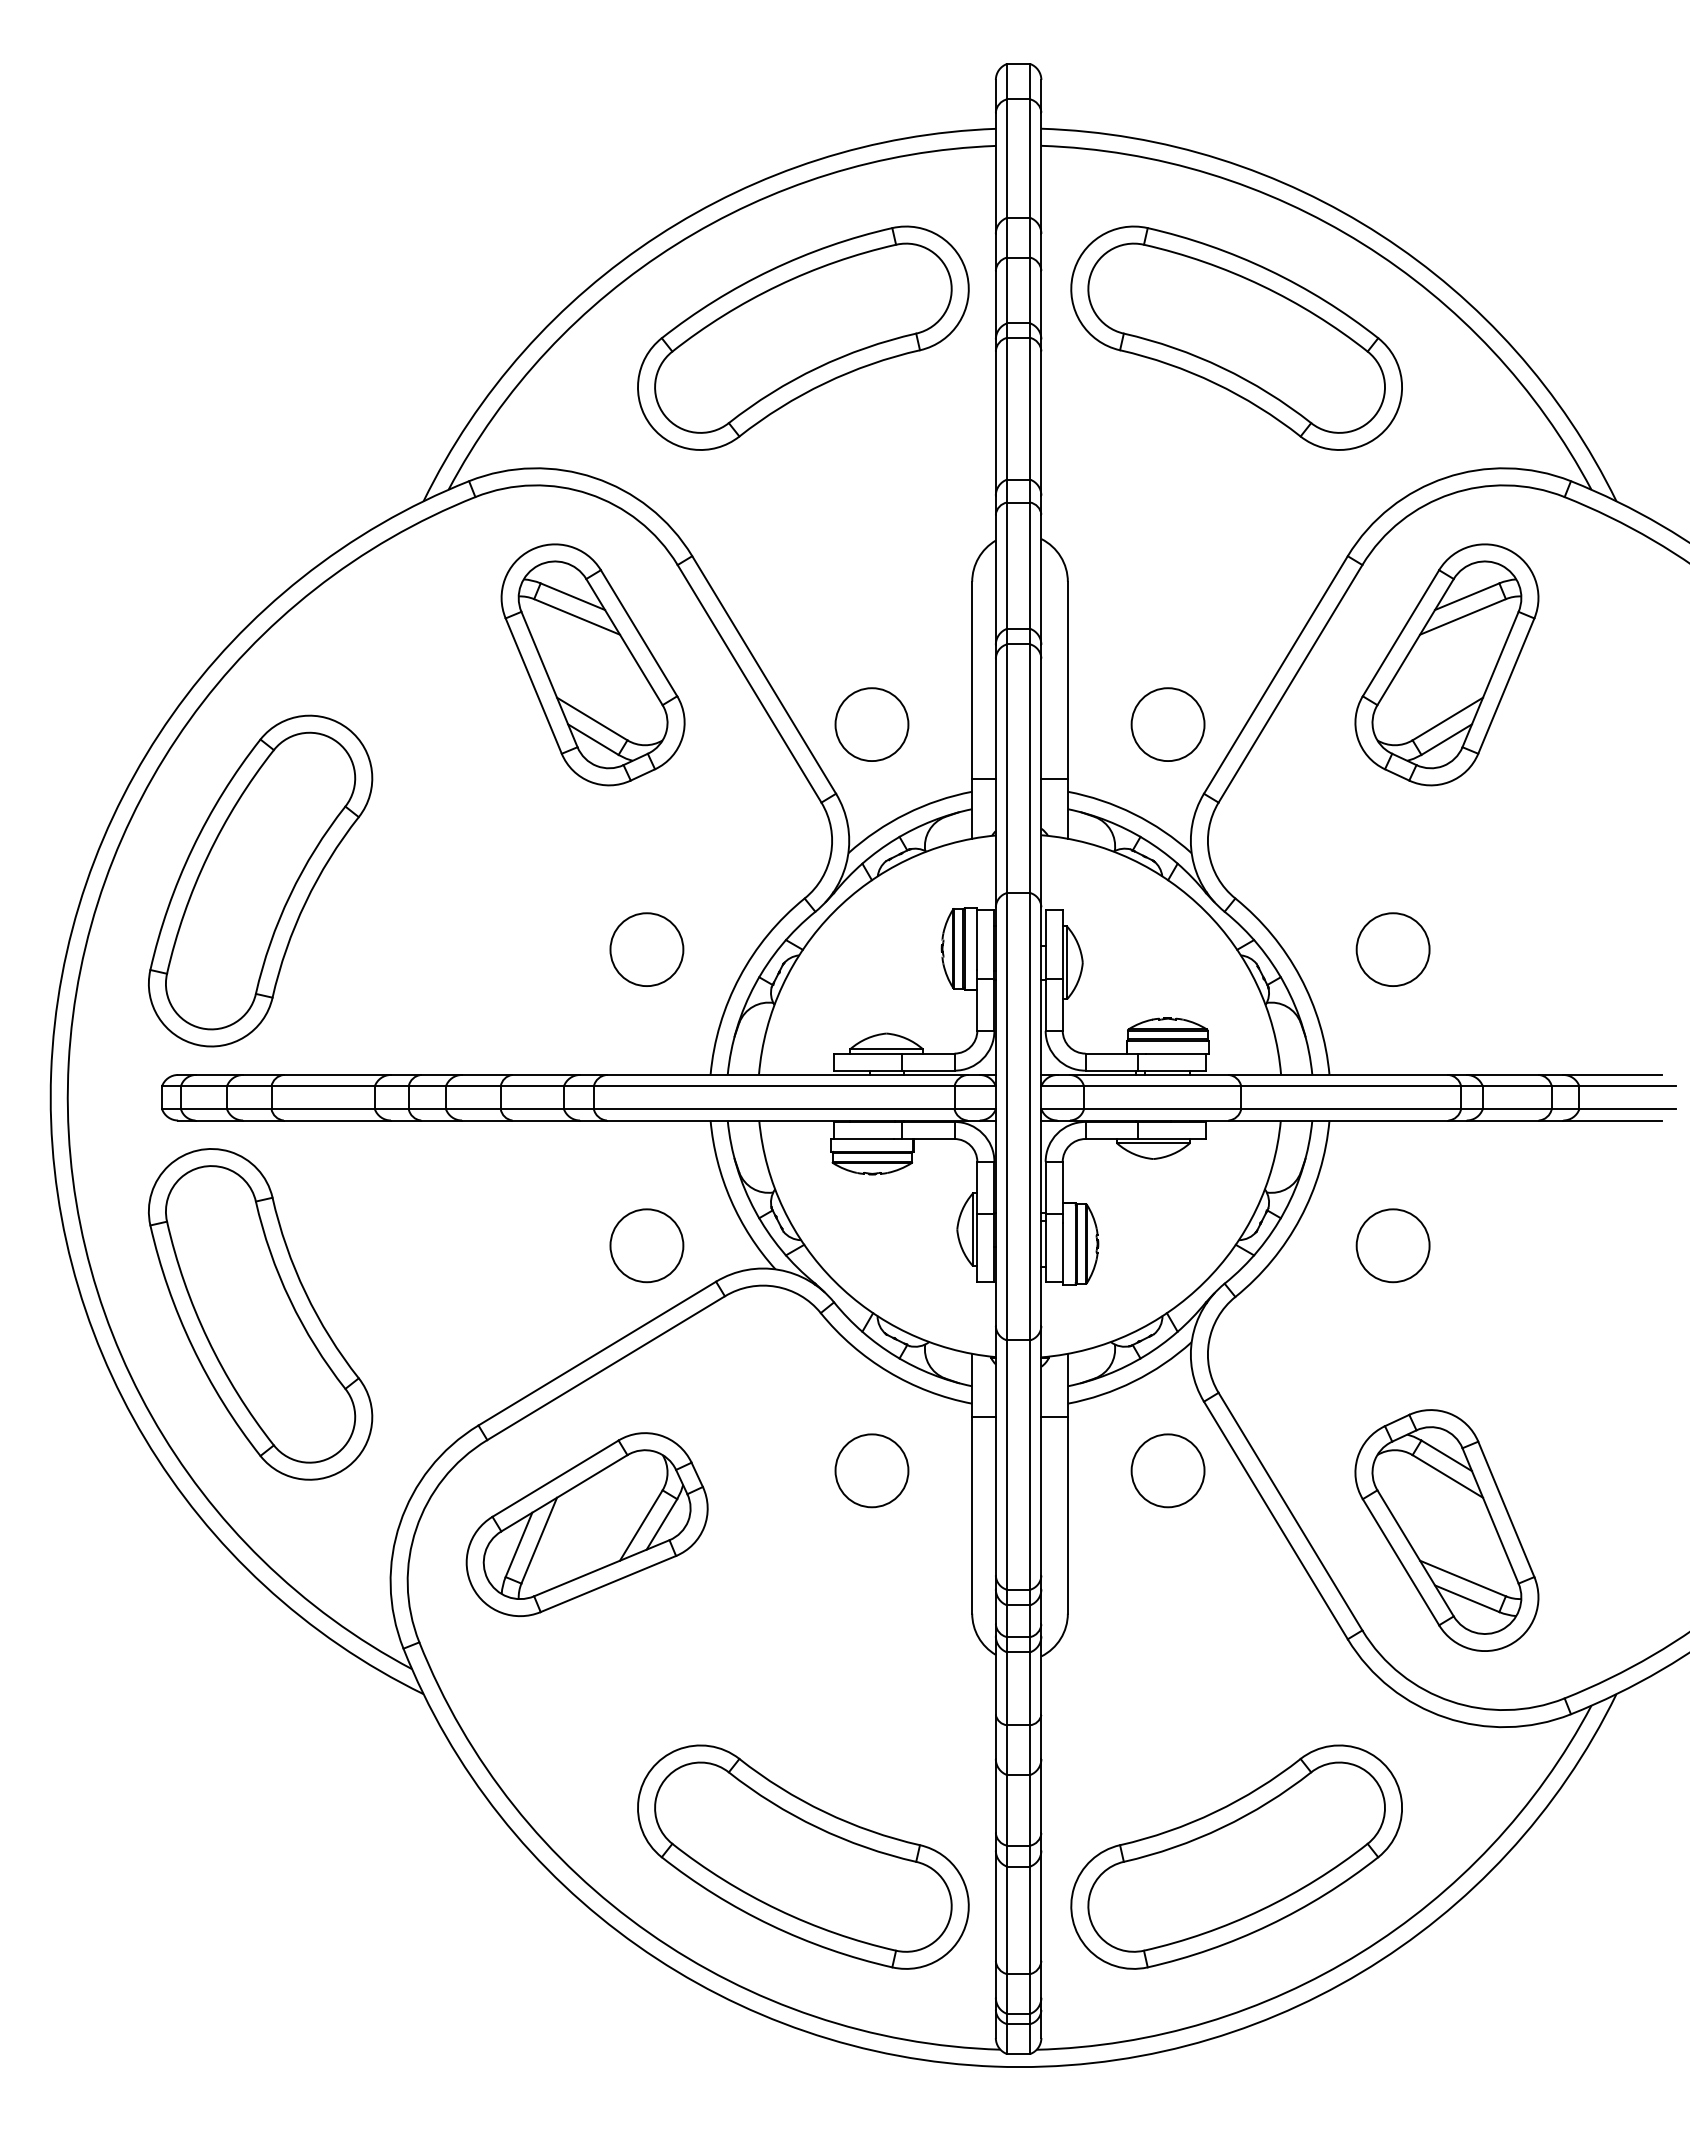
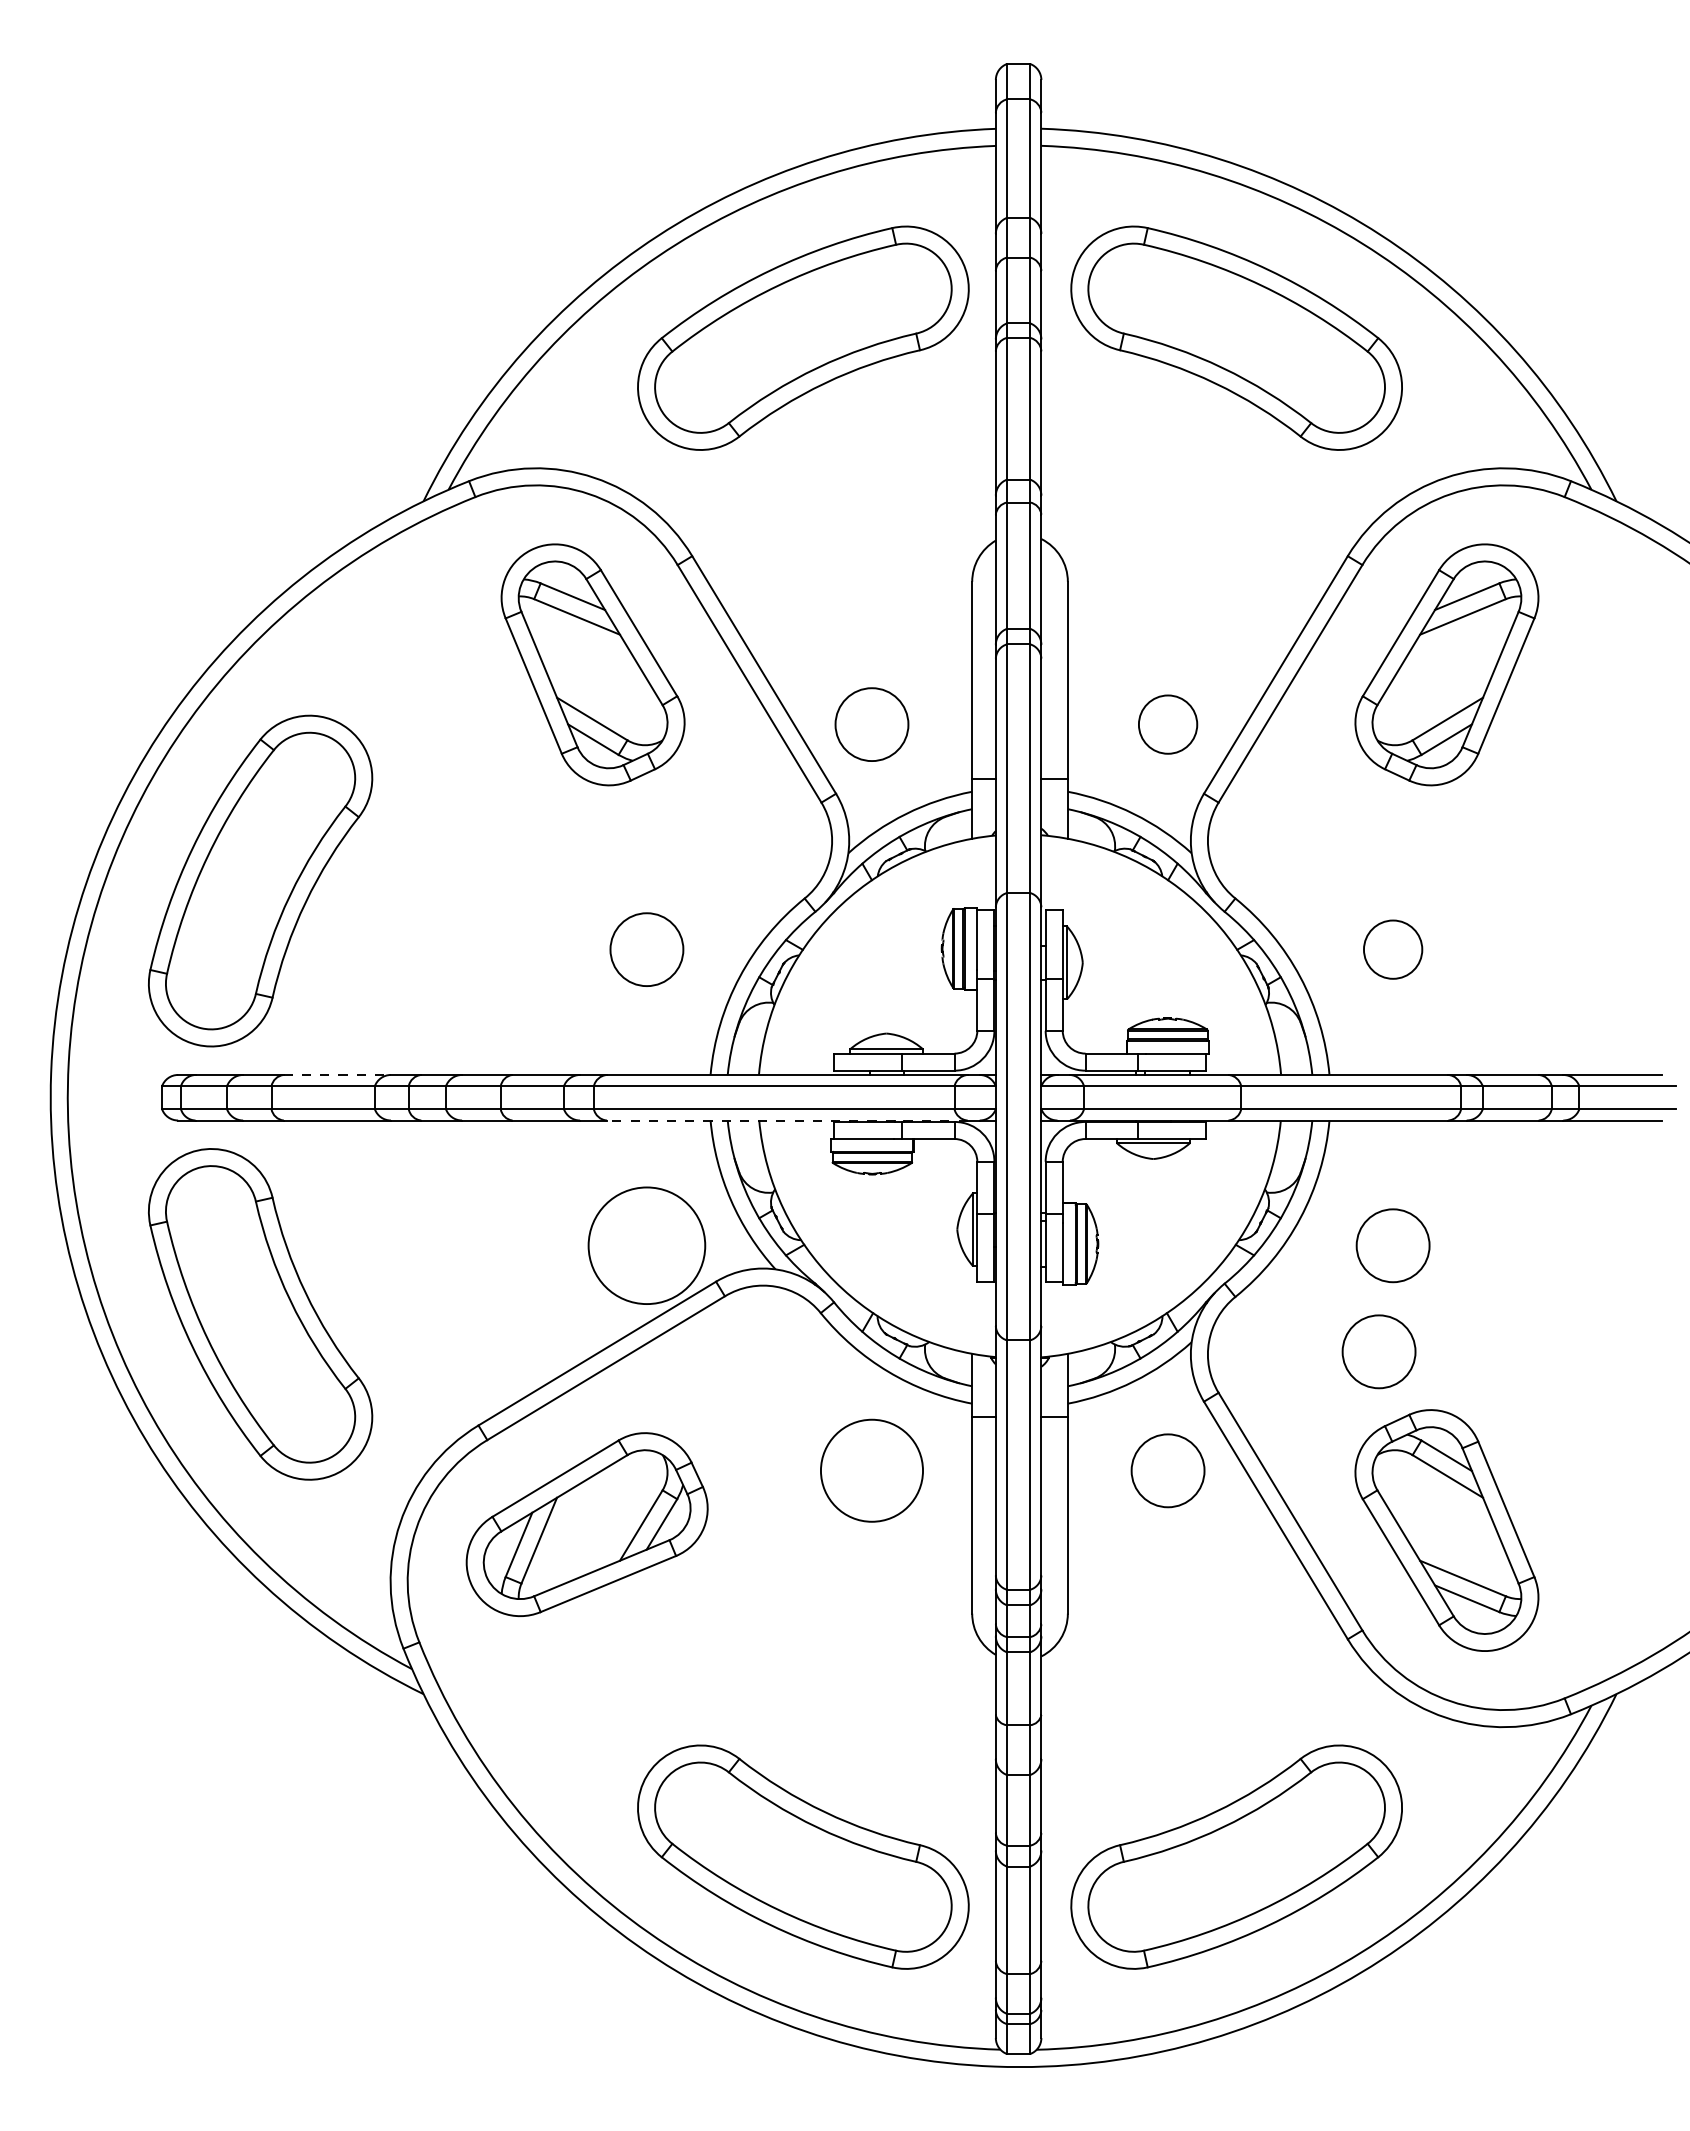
circle diameter: 73 px -> 58 px (1167, 724)
circle diameter: 73 px -> 58 px (1392, 949)
line: solid -> dashed (337, 1074)
line: solid -> dashed (786, 1120)
circle diameter: 73 px -> 117 px (646, 1245)
circle: none -> present (1378, 1351)
circle size: 76x76 px -> 104x105 px (871, 1470)
